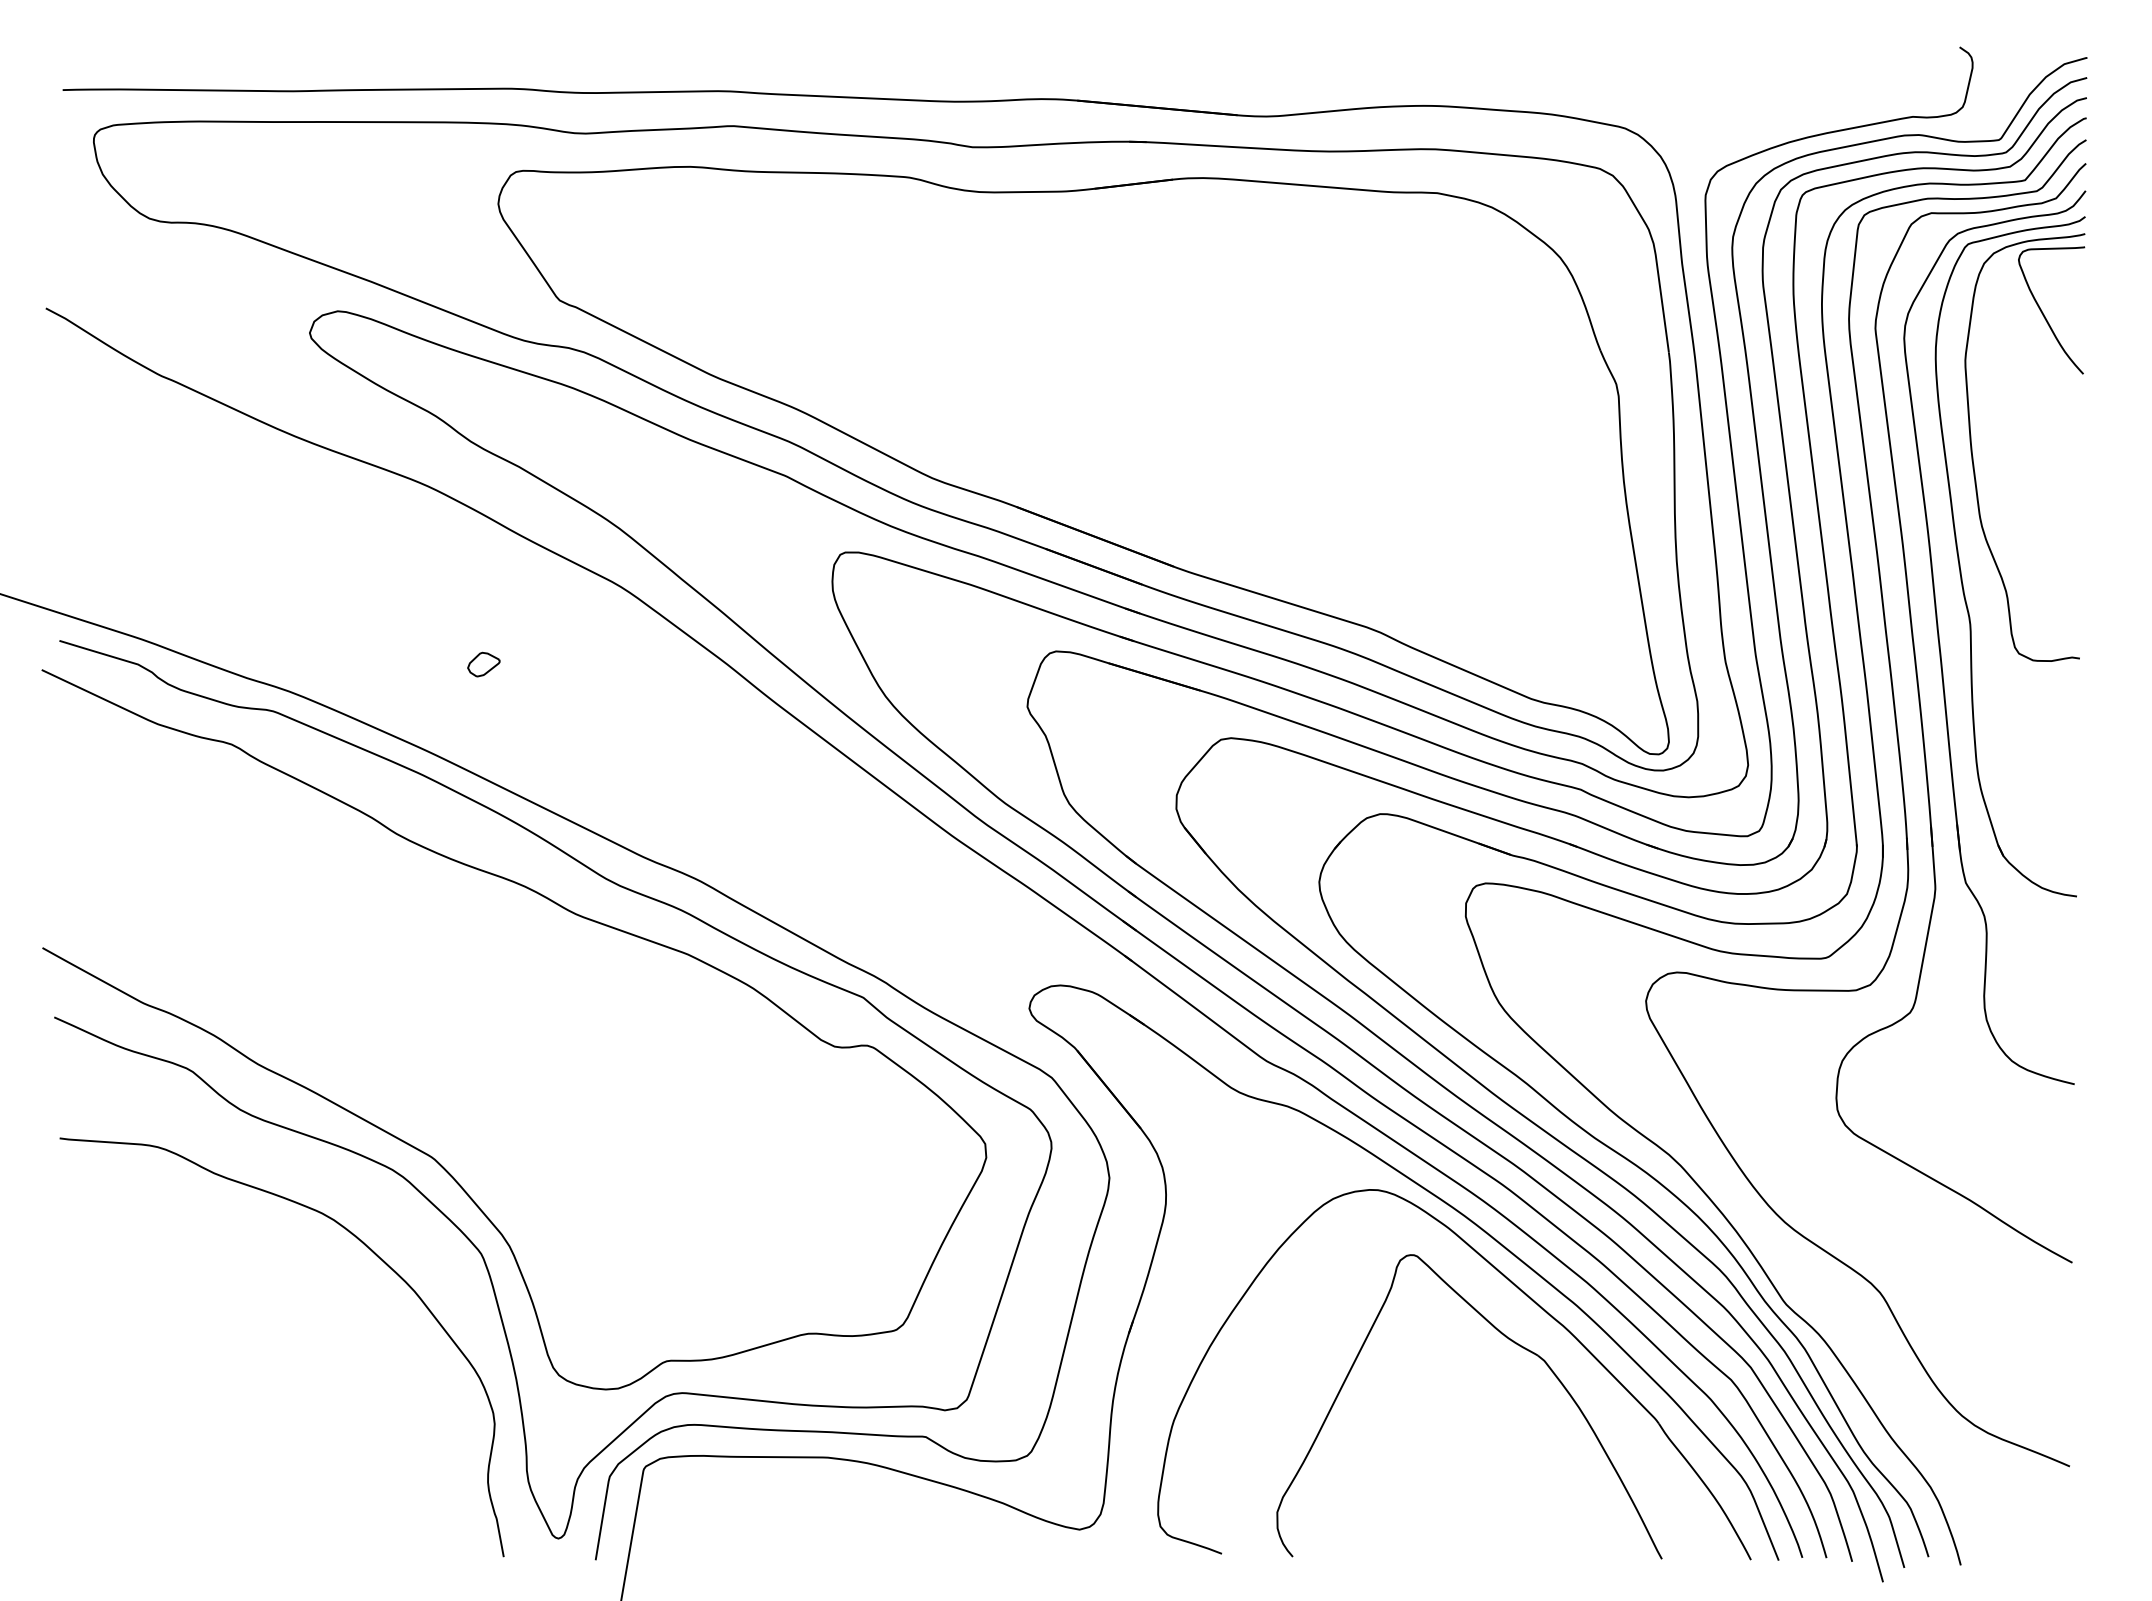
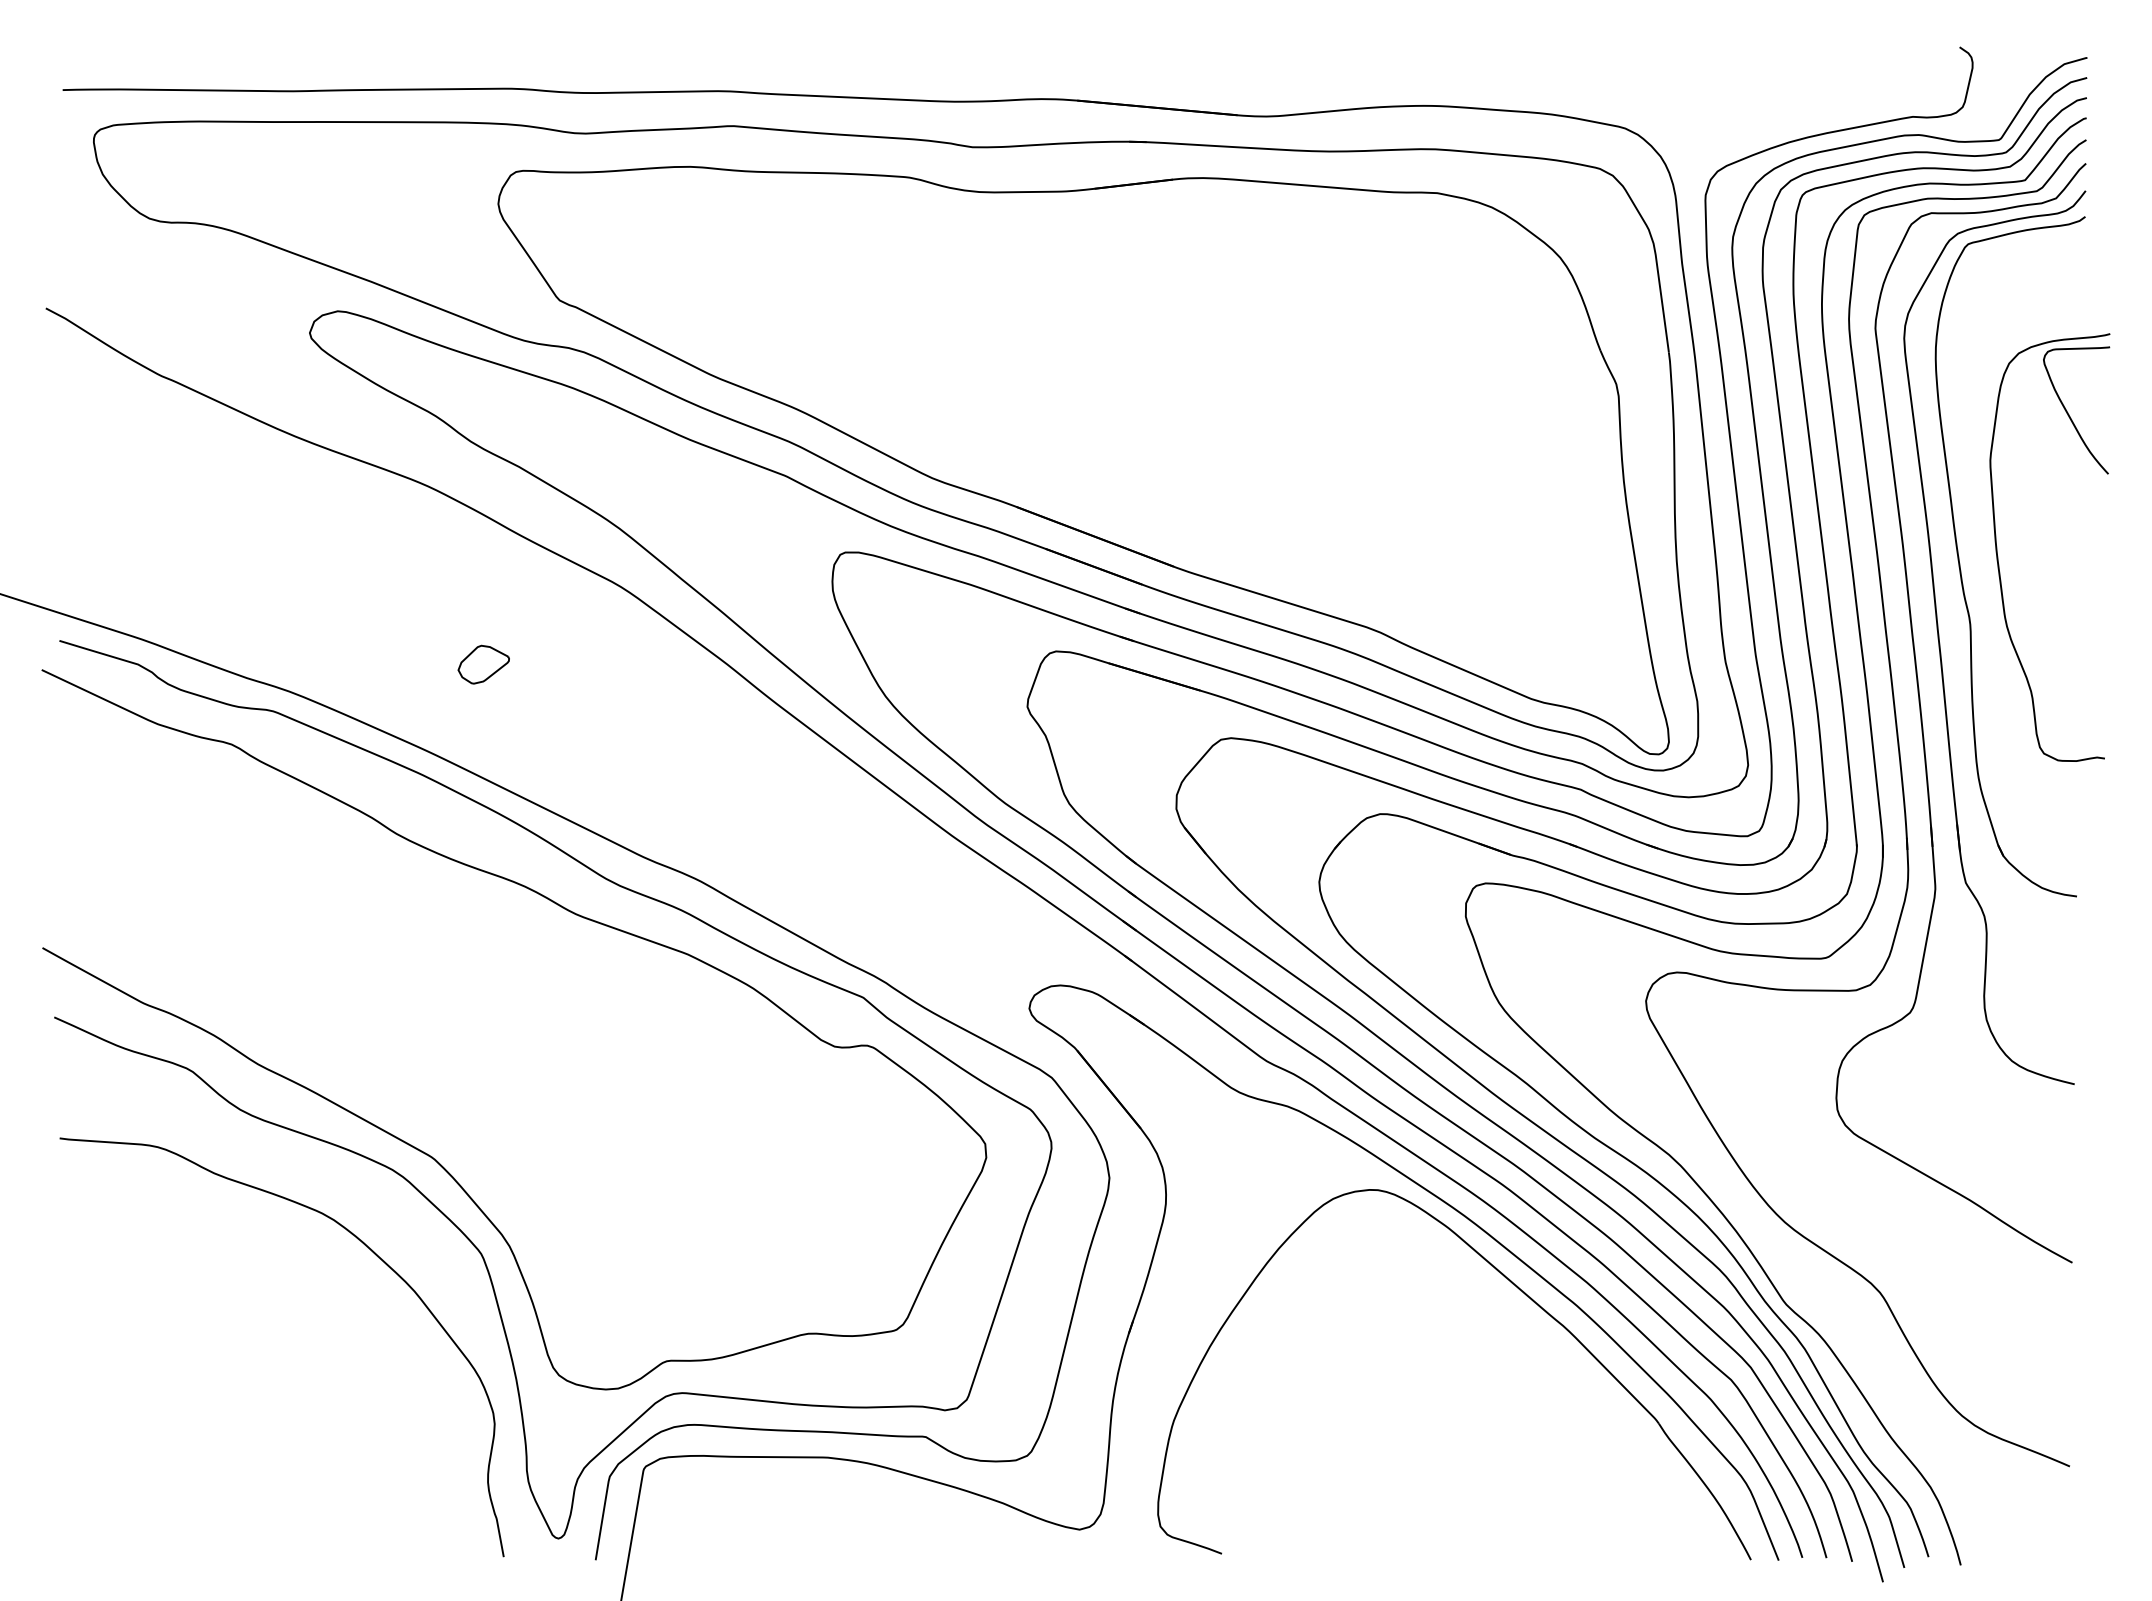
part position: (1973, 456) -> (1998, 556) (1998, 556)
part size: 34x27 px -> 53x41 px (483, 664)
part: present -> none (1509, 1340)
